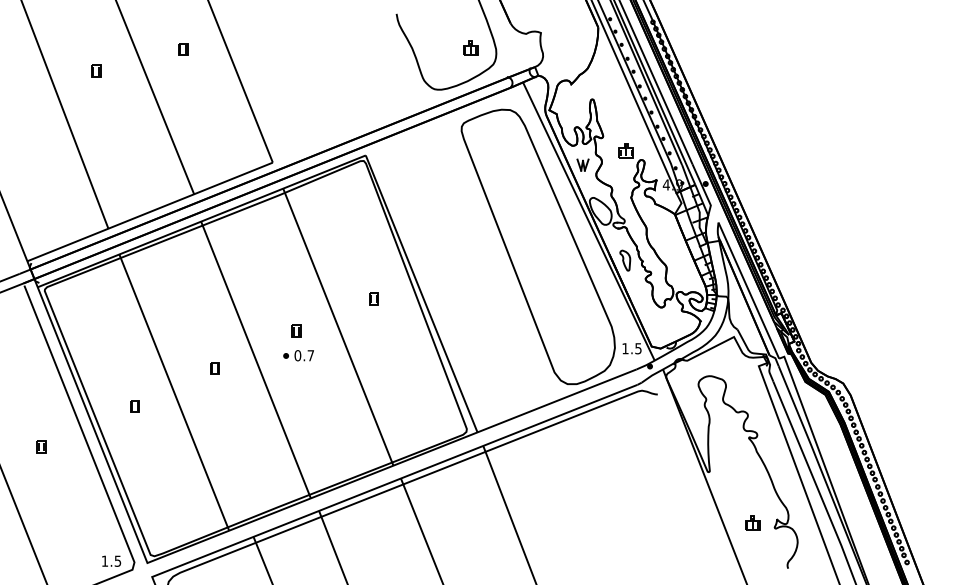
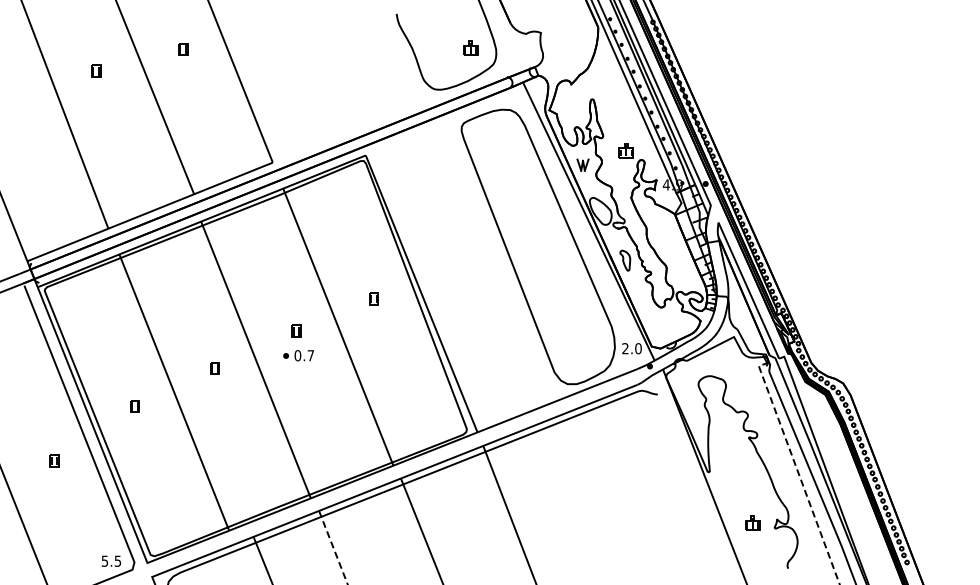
text: 1.5 -> 2.0 (631, 348)
part position: (41, 446) -> (54, 460) (54, 460)
line: solid -> dashed (797, 470)
line: solid -> dashed (333, 547)
text: 1.5 -> 5.5 (104, 560)
